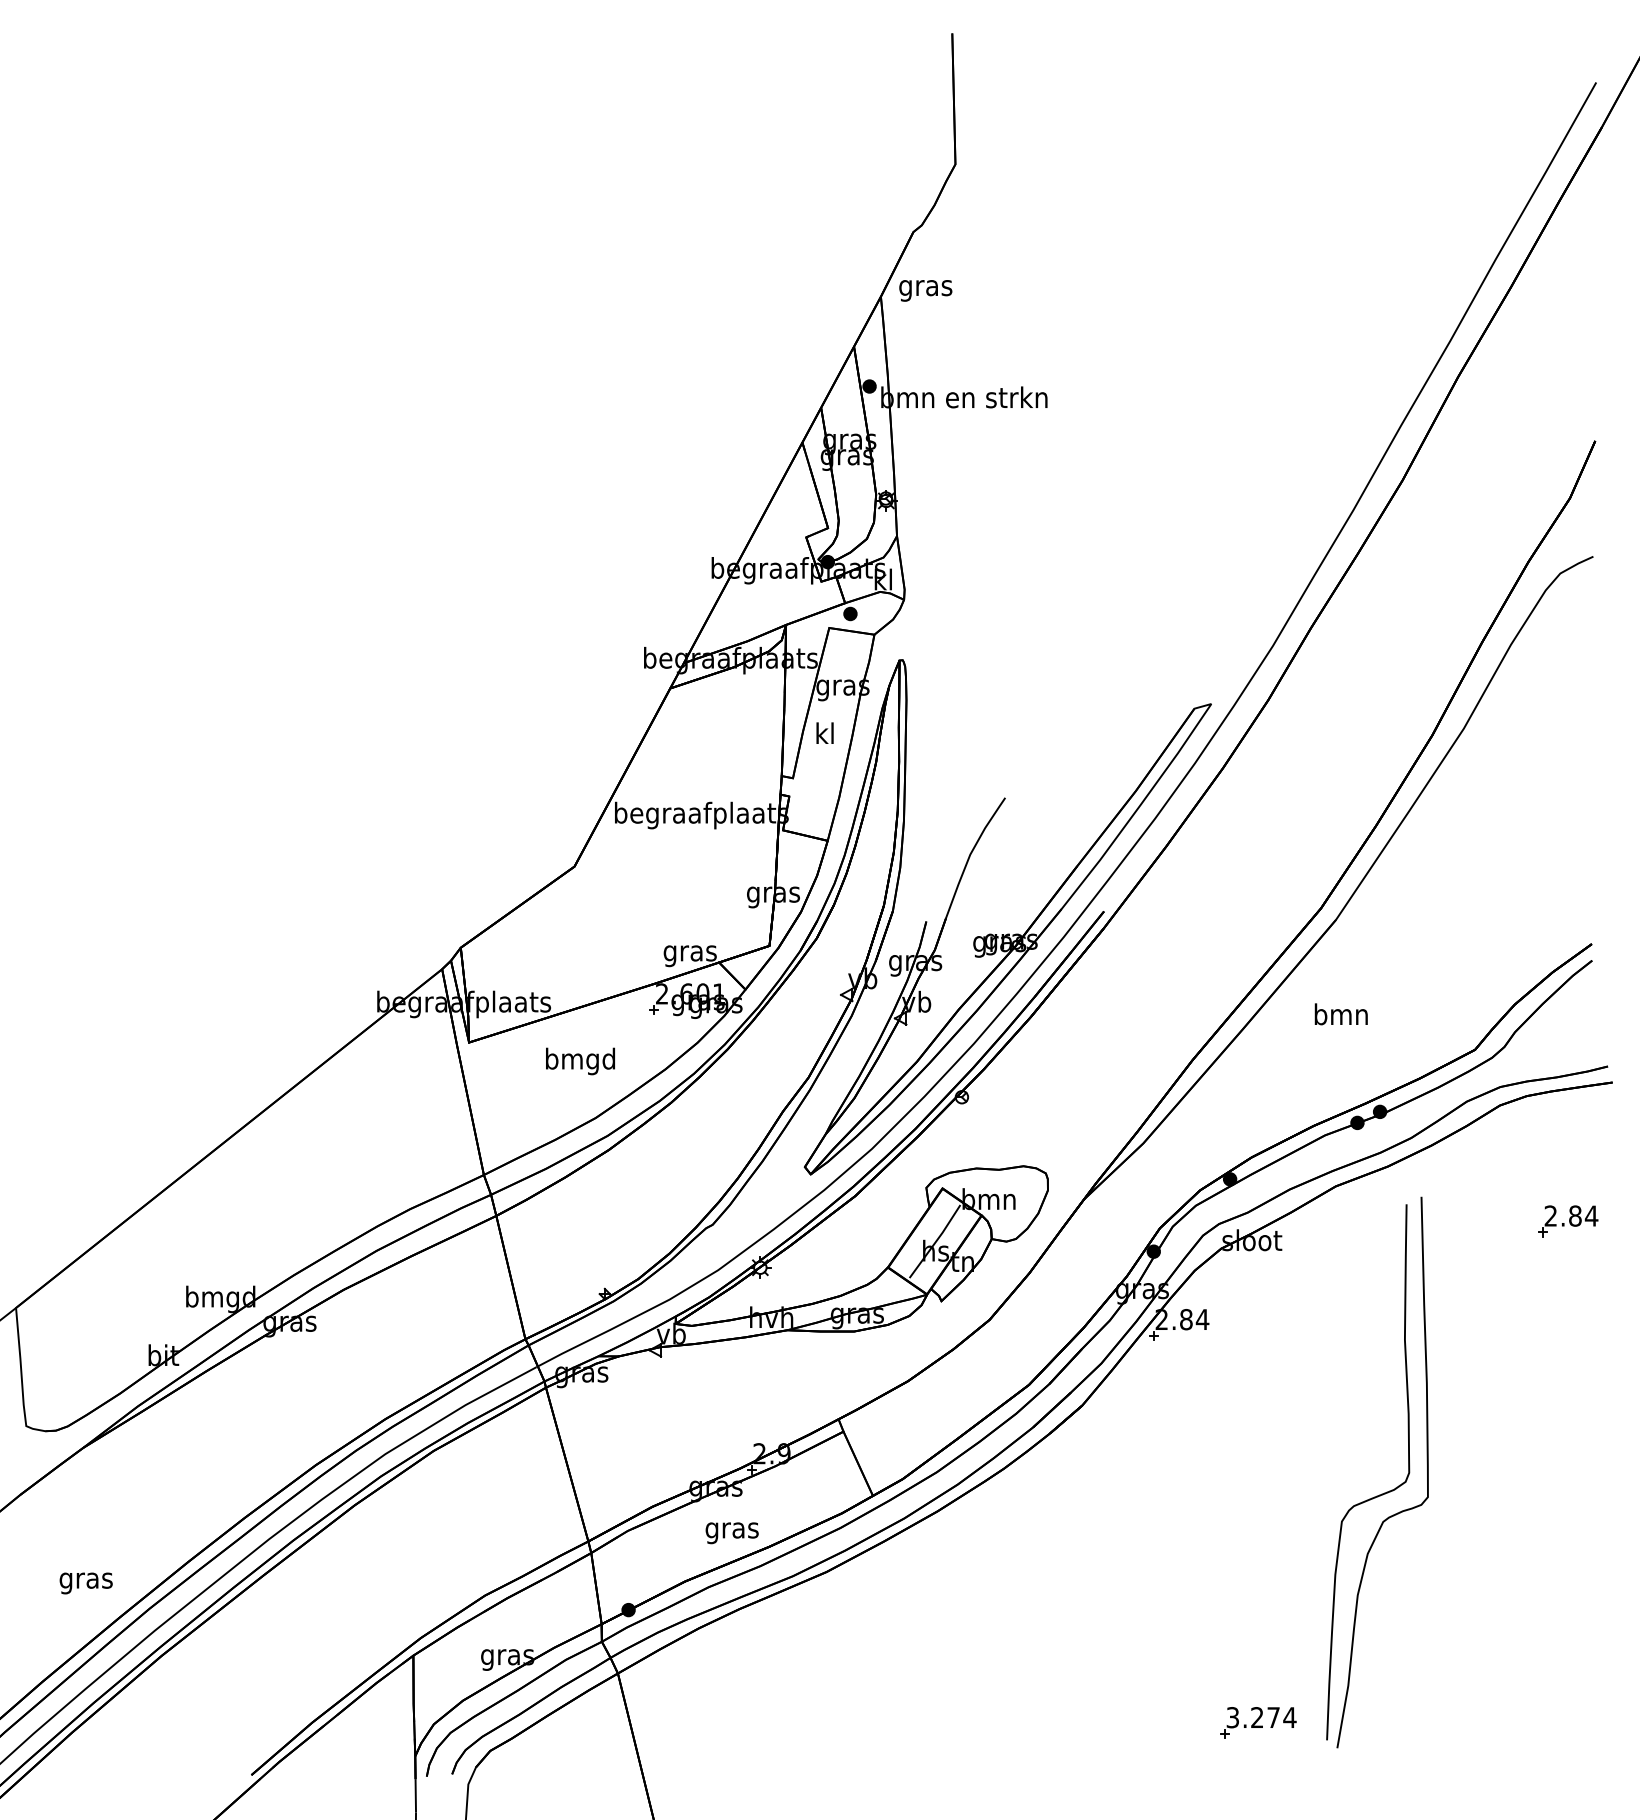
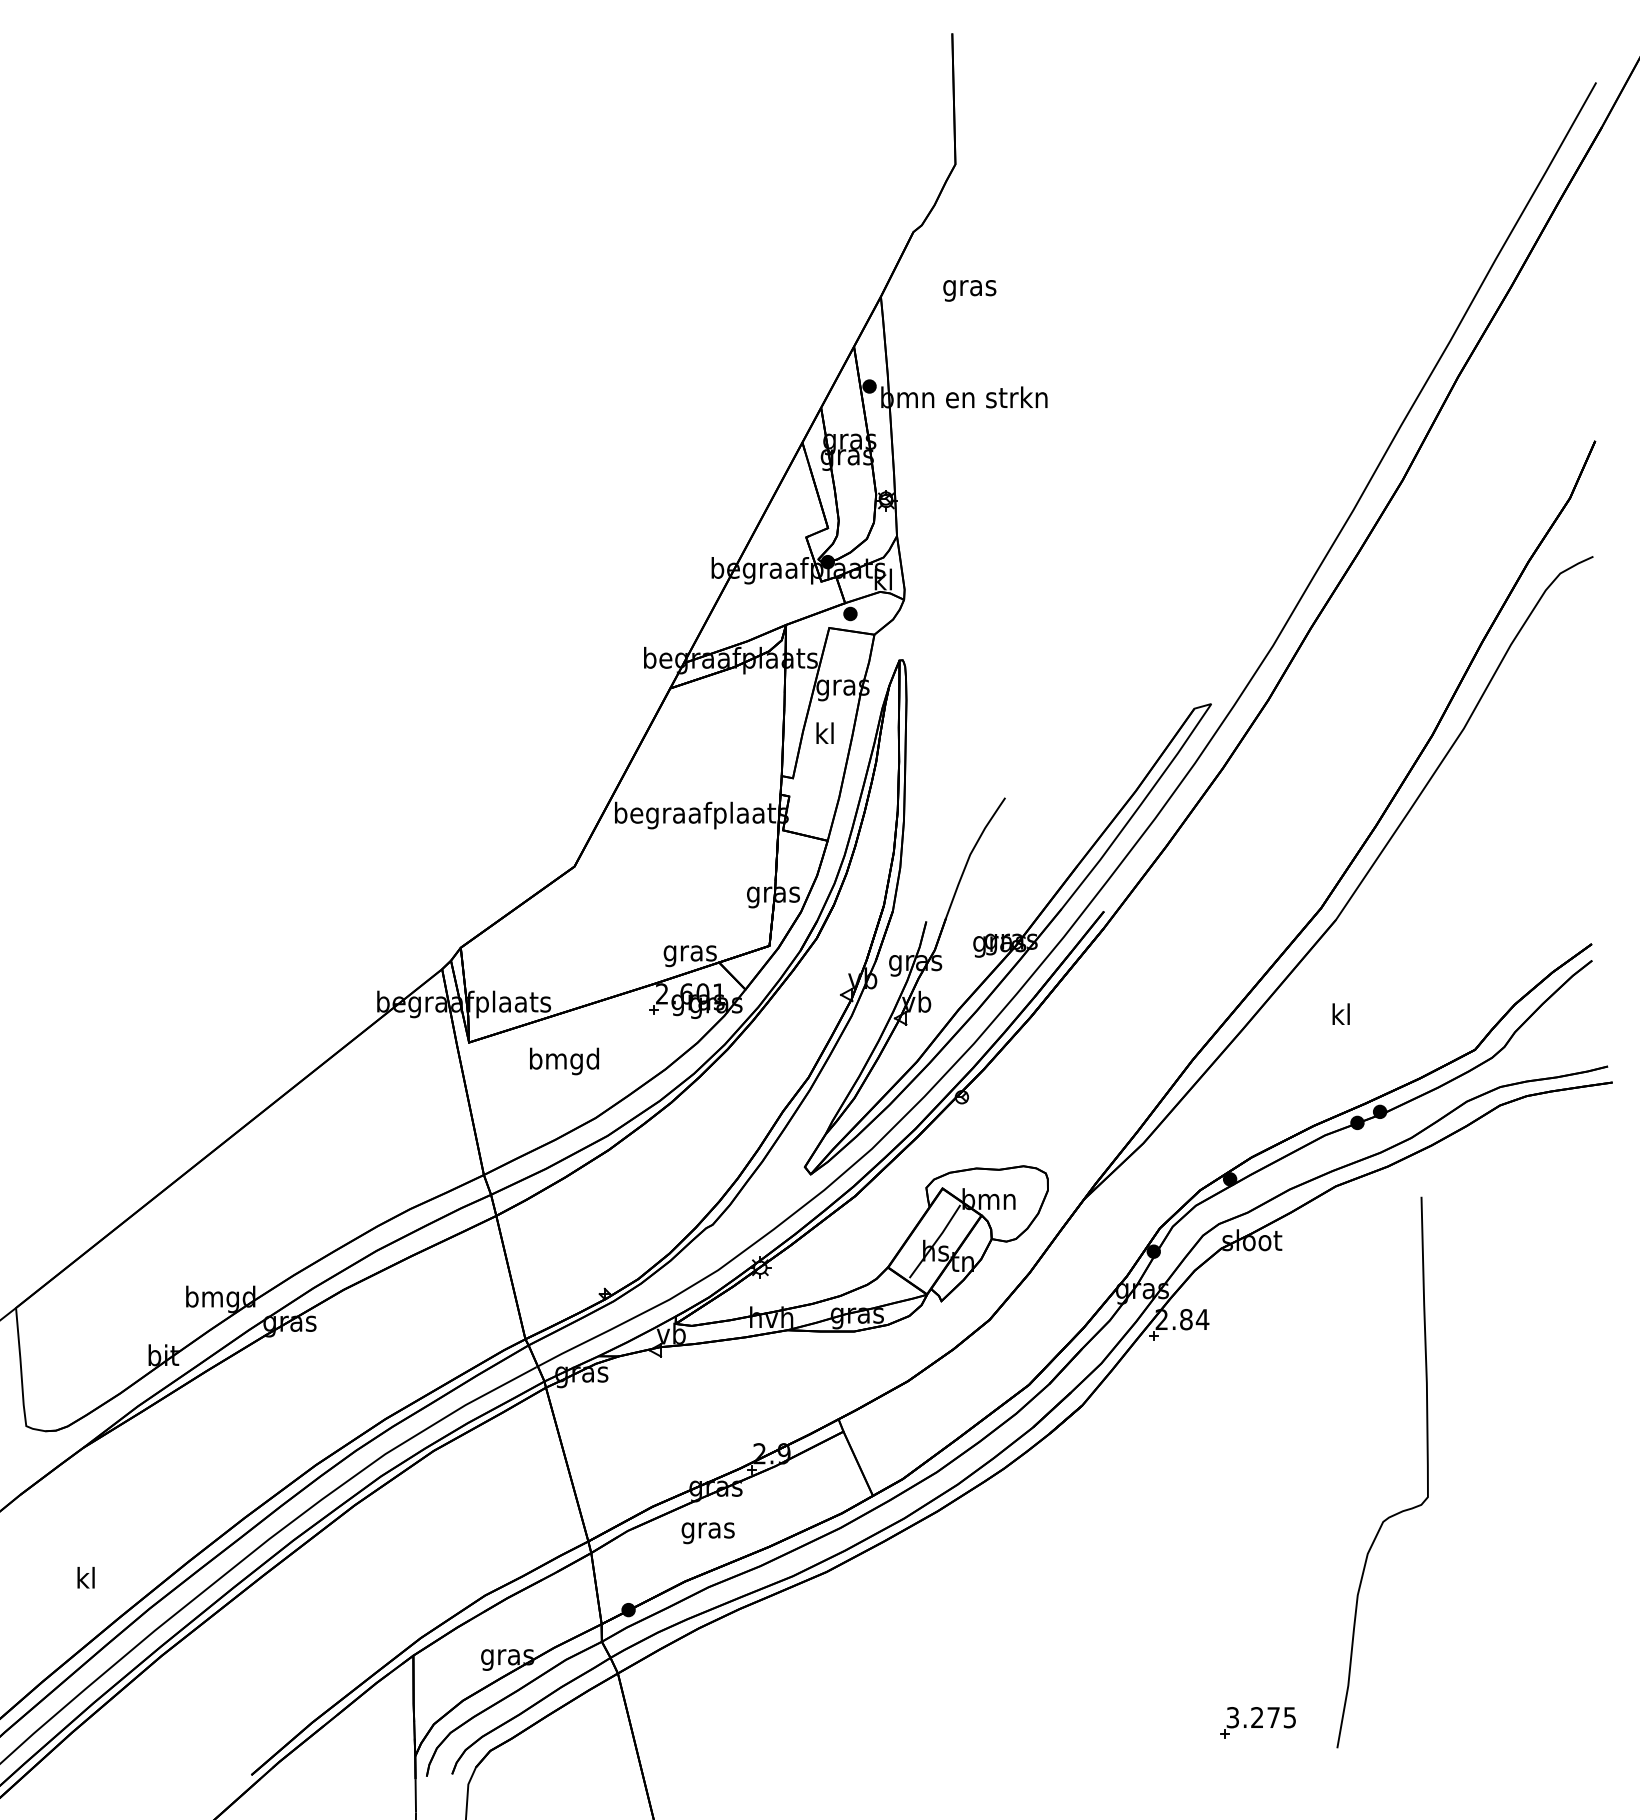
text position: (925, 290) -> (969, 290) (969, 290)
text: bmn -> kl (1340, 1014)
text position: (580, 1061) -> (564, 1061) (564, 1061)
part: present -> none (1568, 1221)
curve: present -> none (1376, 1495)
text position: (731, 1533) -> (707, 1533) (707, 1533)
text: gras -> kl (85, 1580)
text: 3.274 -> 3.275 (1289, 1717)
